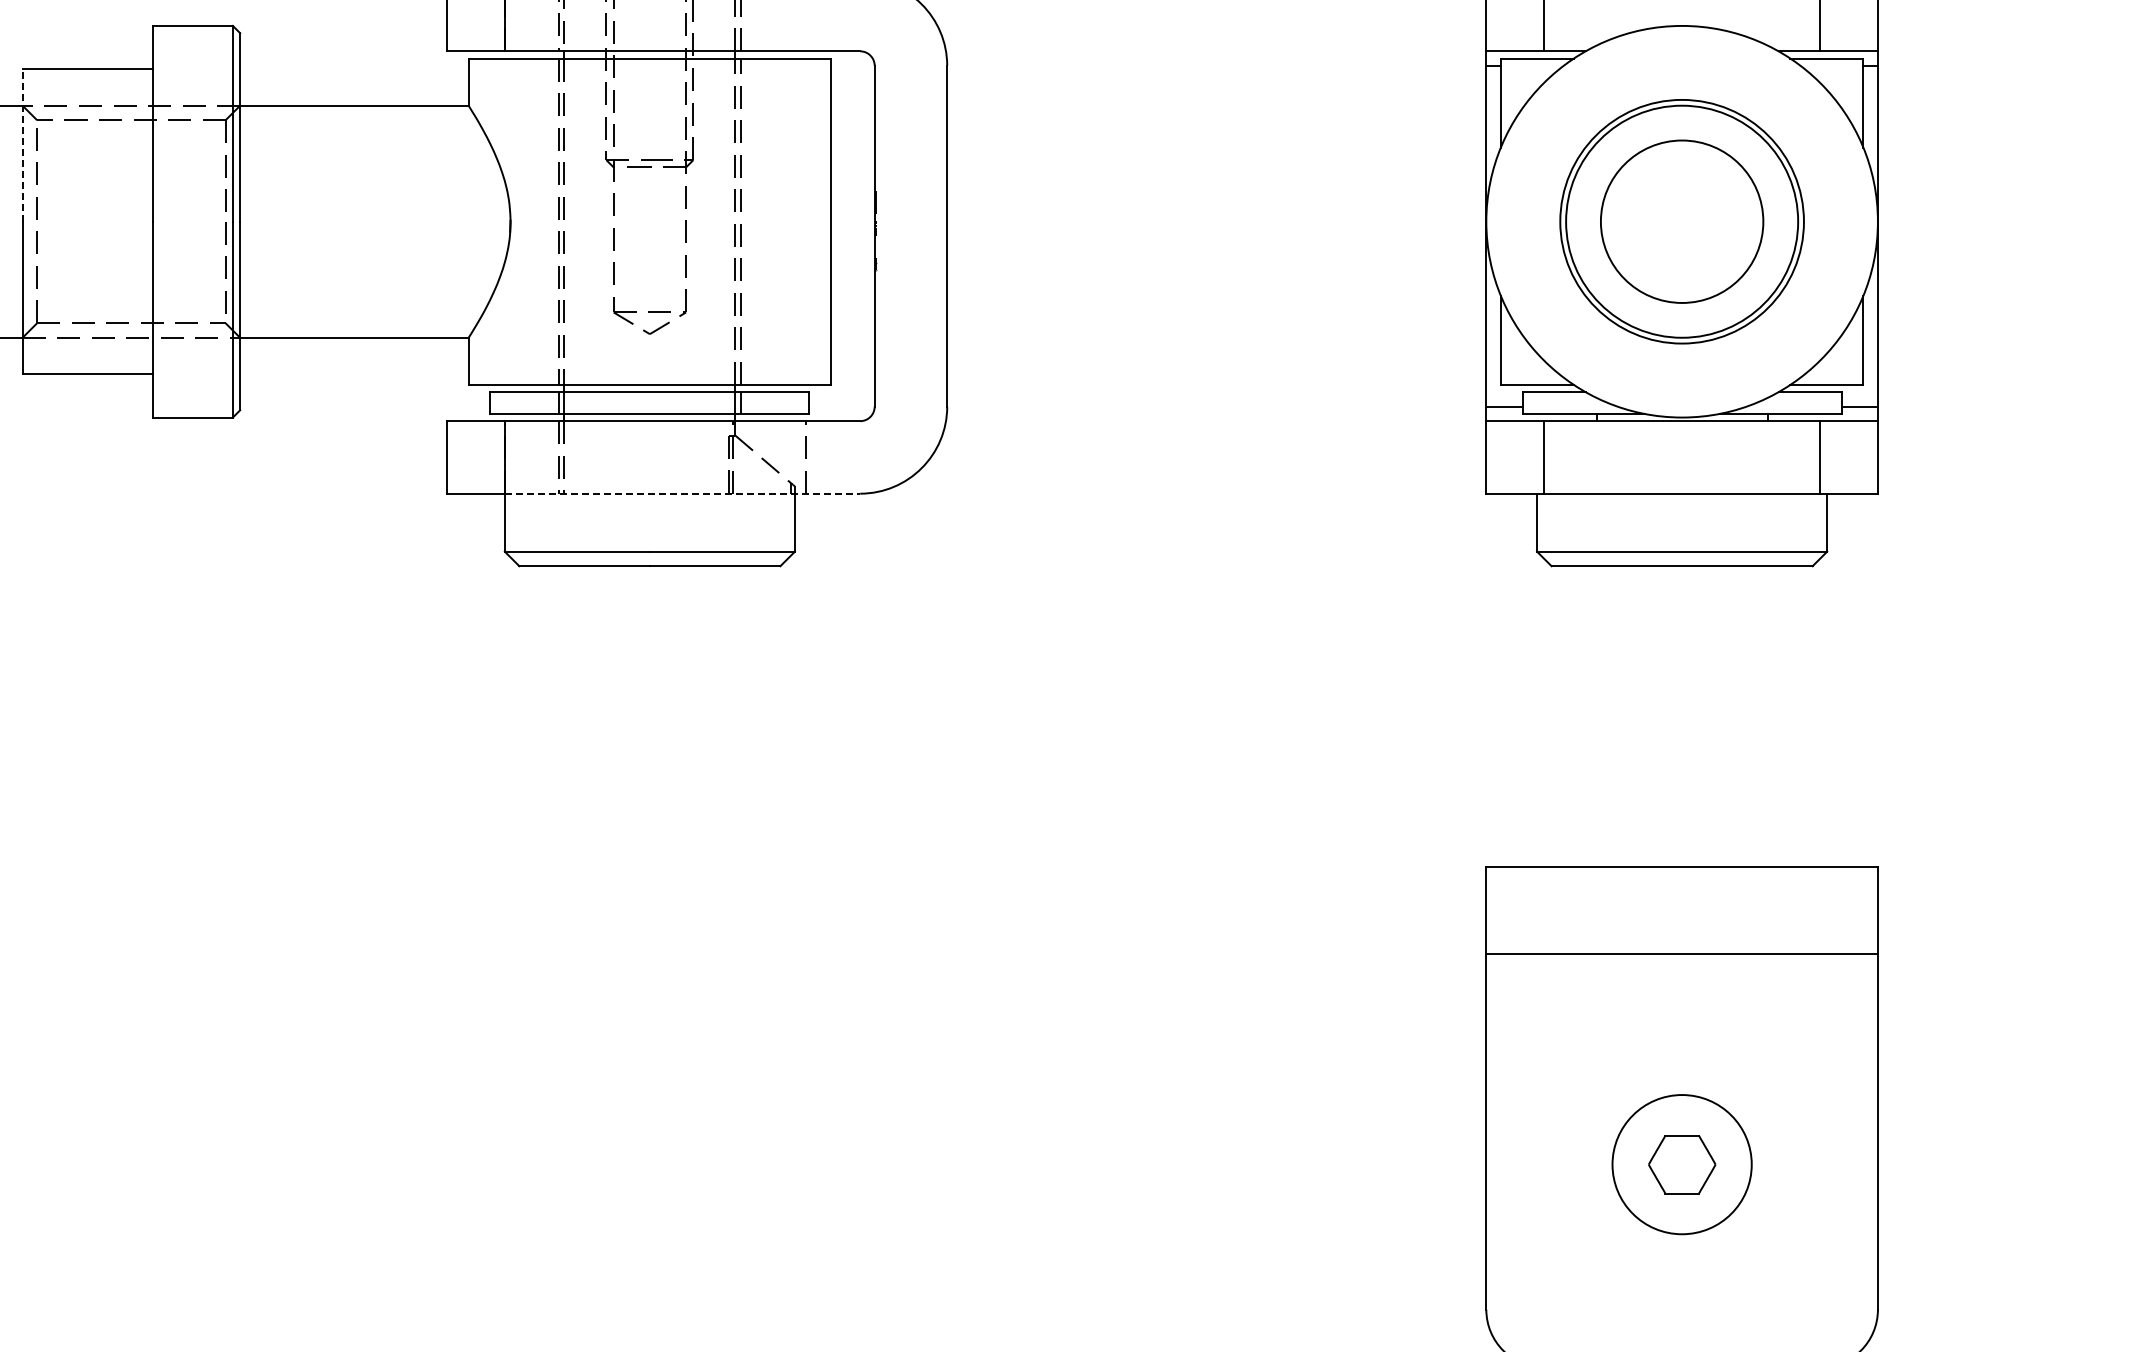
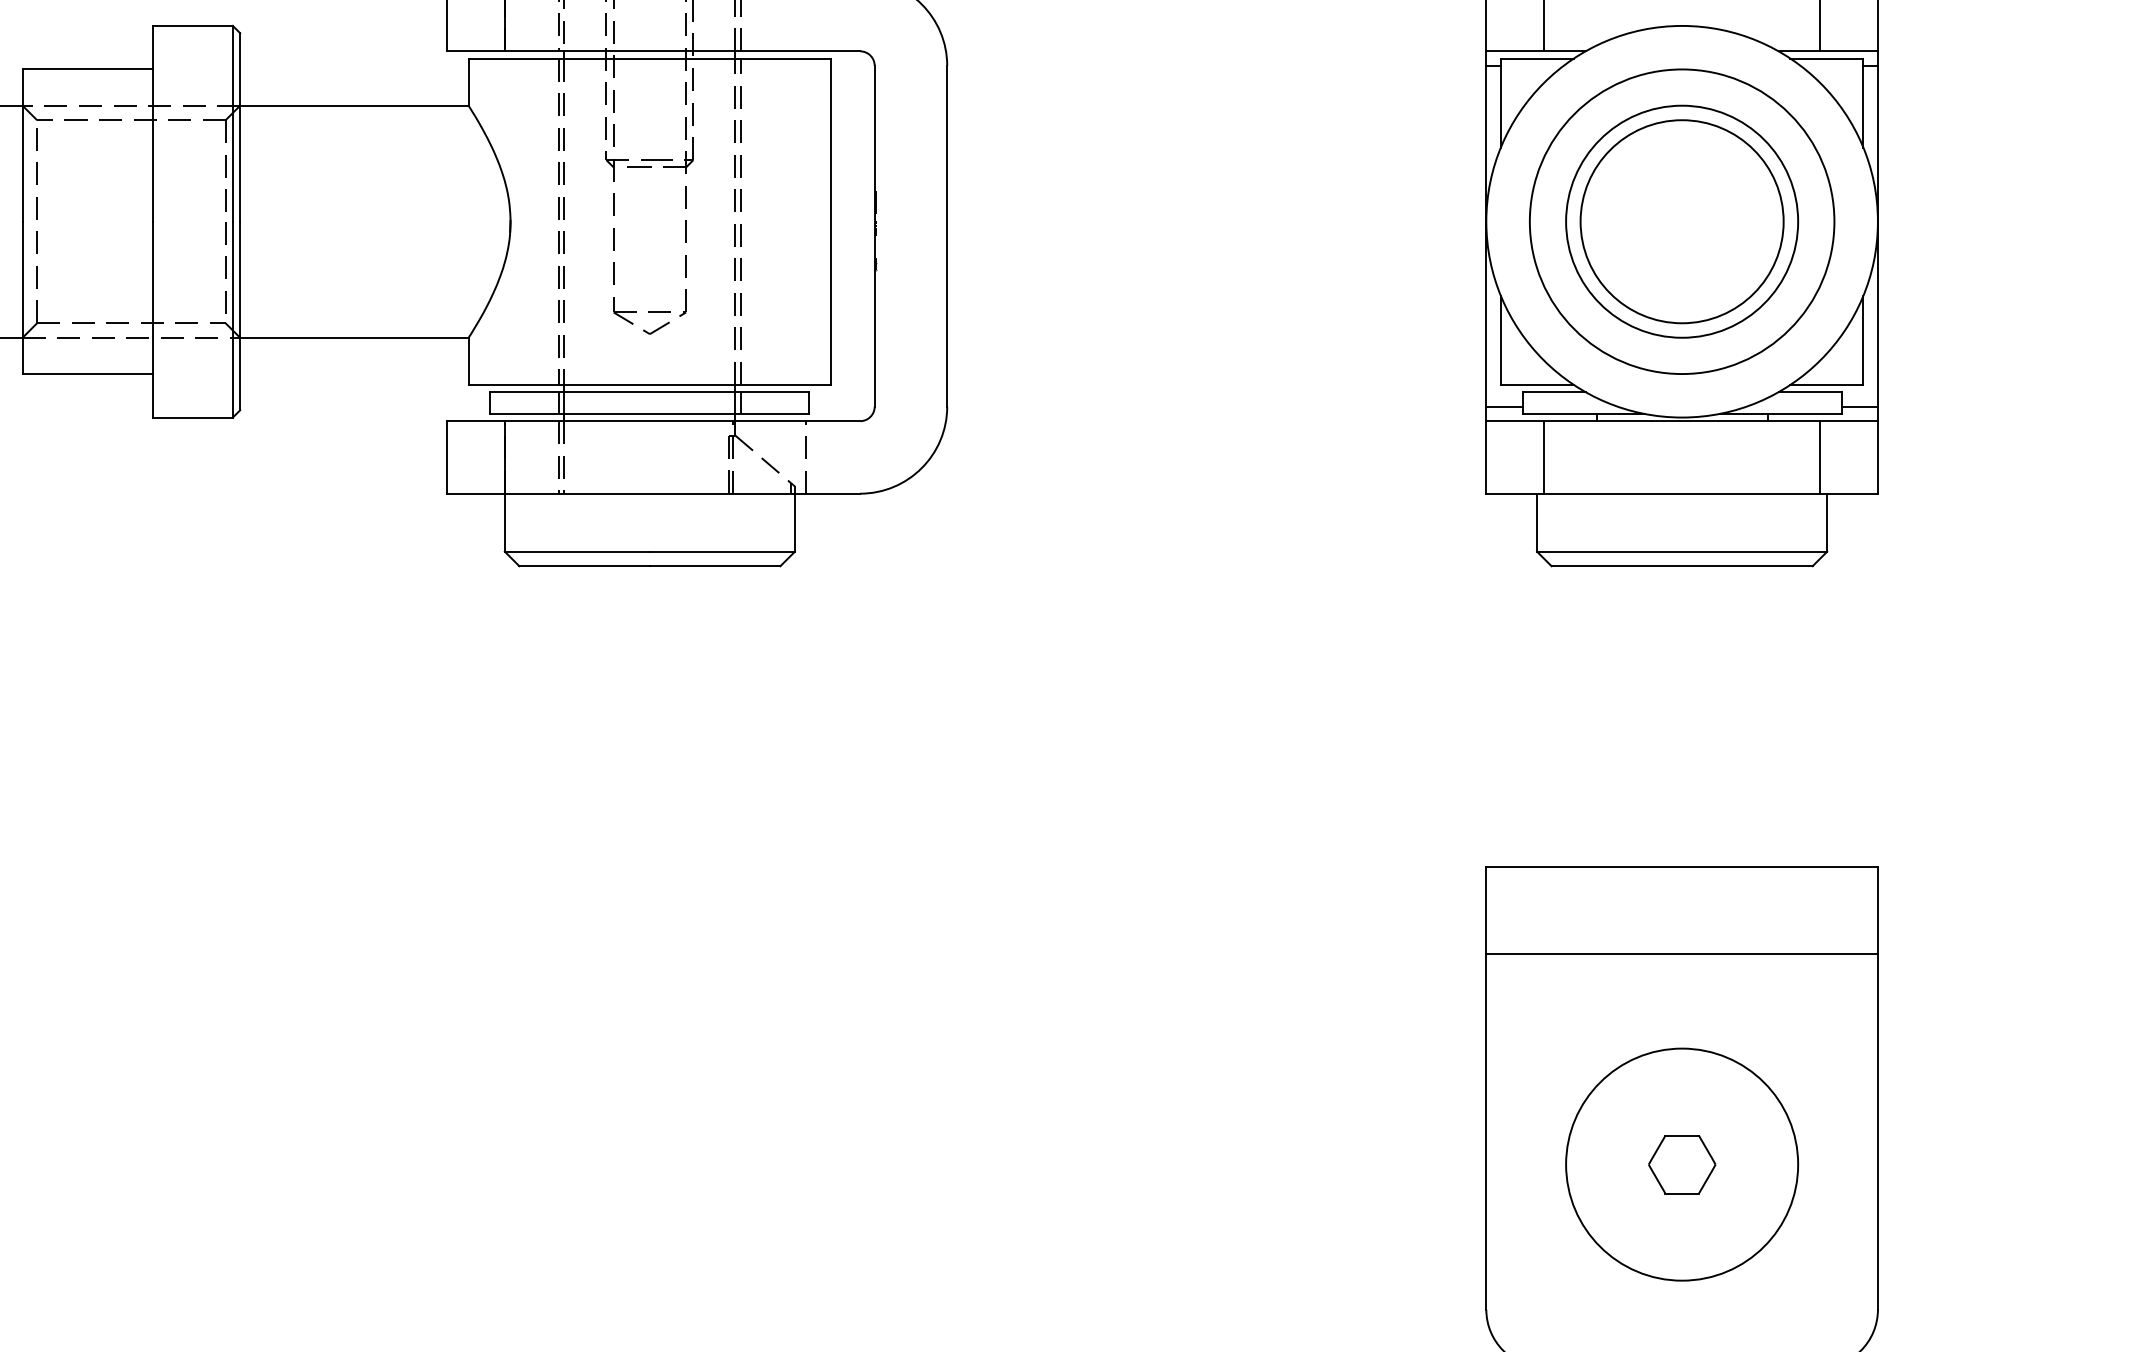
line: dashed -> solid (22, 145)
circle diameter: 162 px -> 203 px (1681, 221)
circle diameter: 244 px -> 305 px (1681, 221)
line: dashed -> solid (682, 493)
circle diameter: 139 px -> 232 px (1682, 1164)
